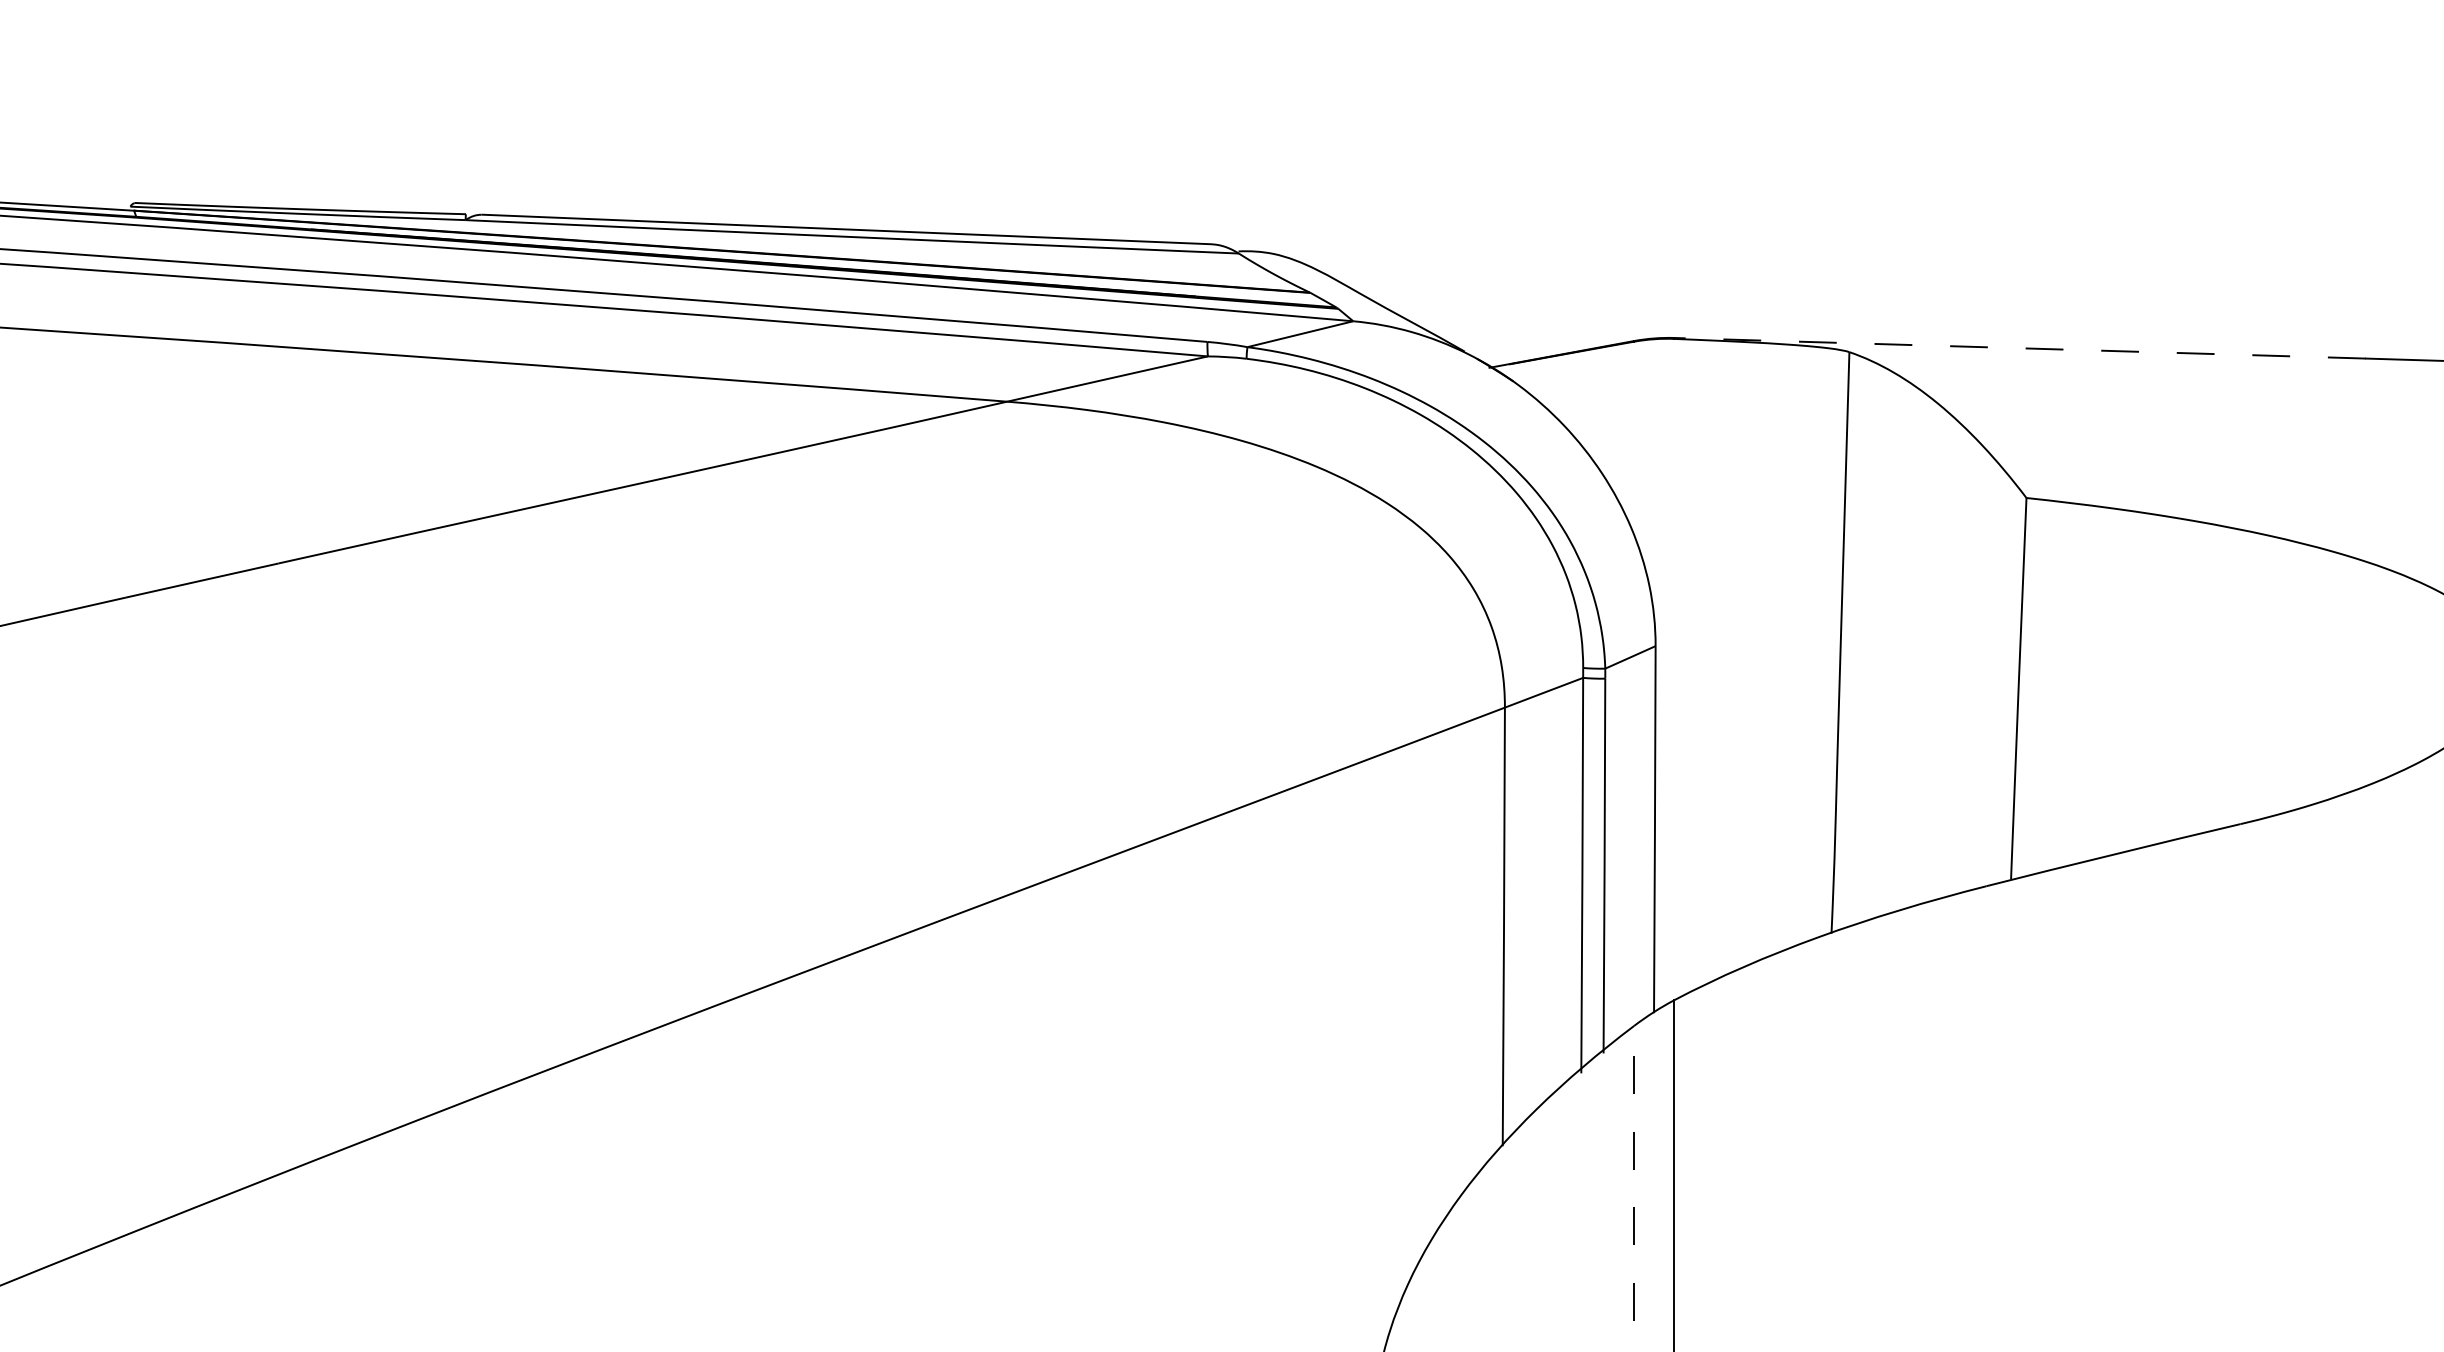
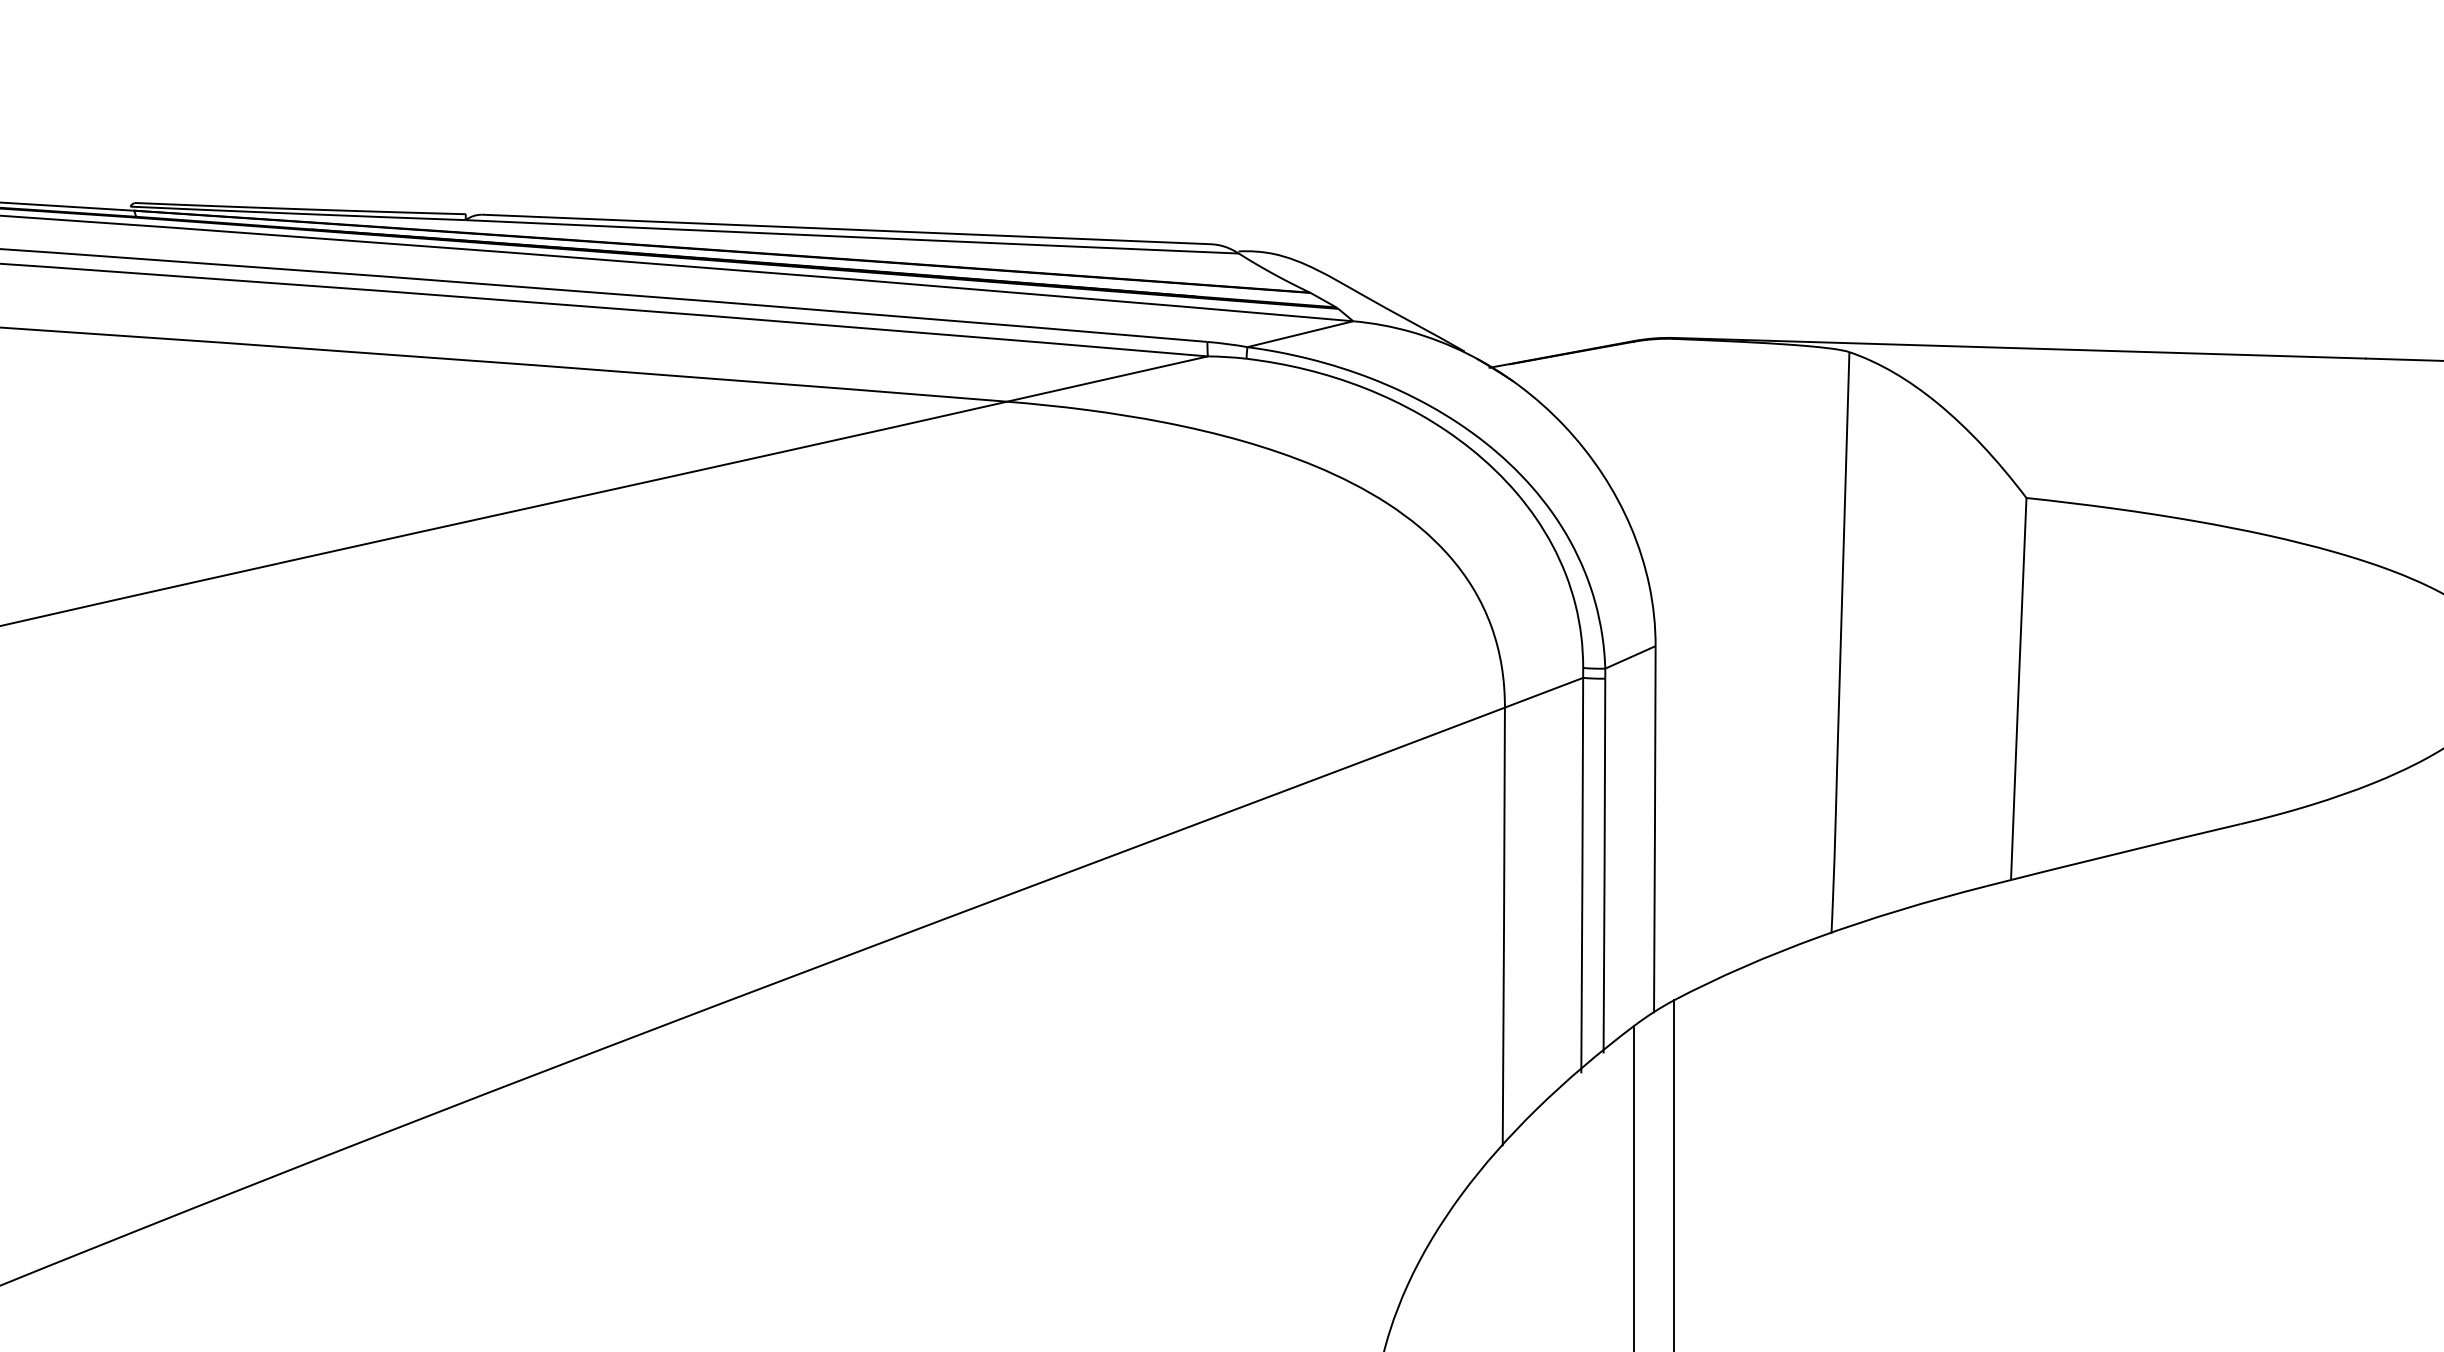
line: dashed -> solid (2019, 348)
line: dashed -> solid (1634, 1188)
